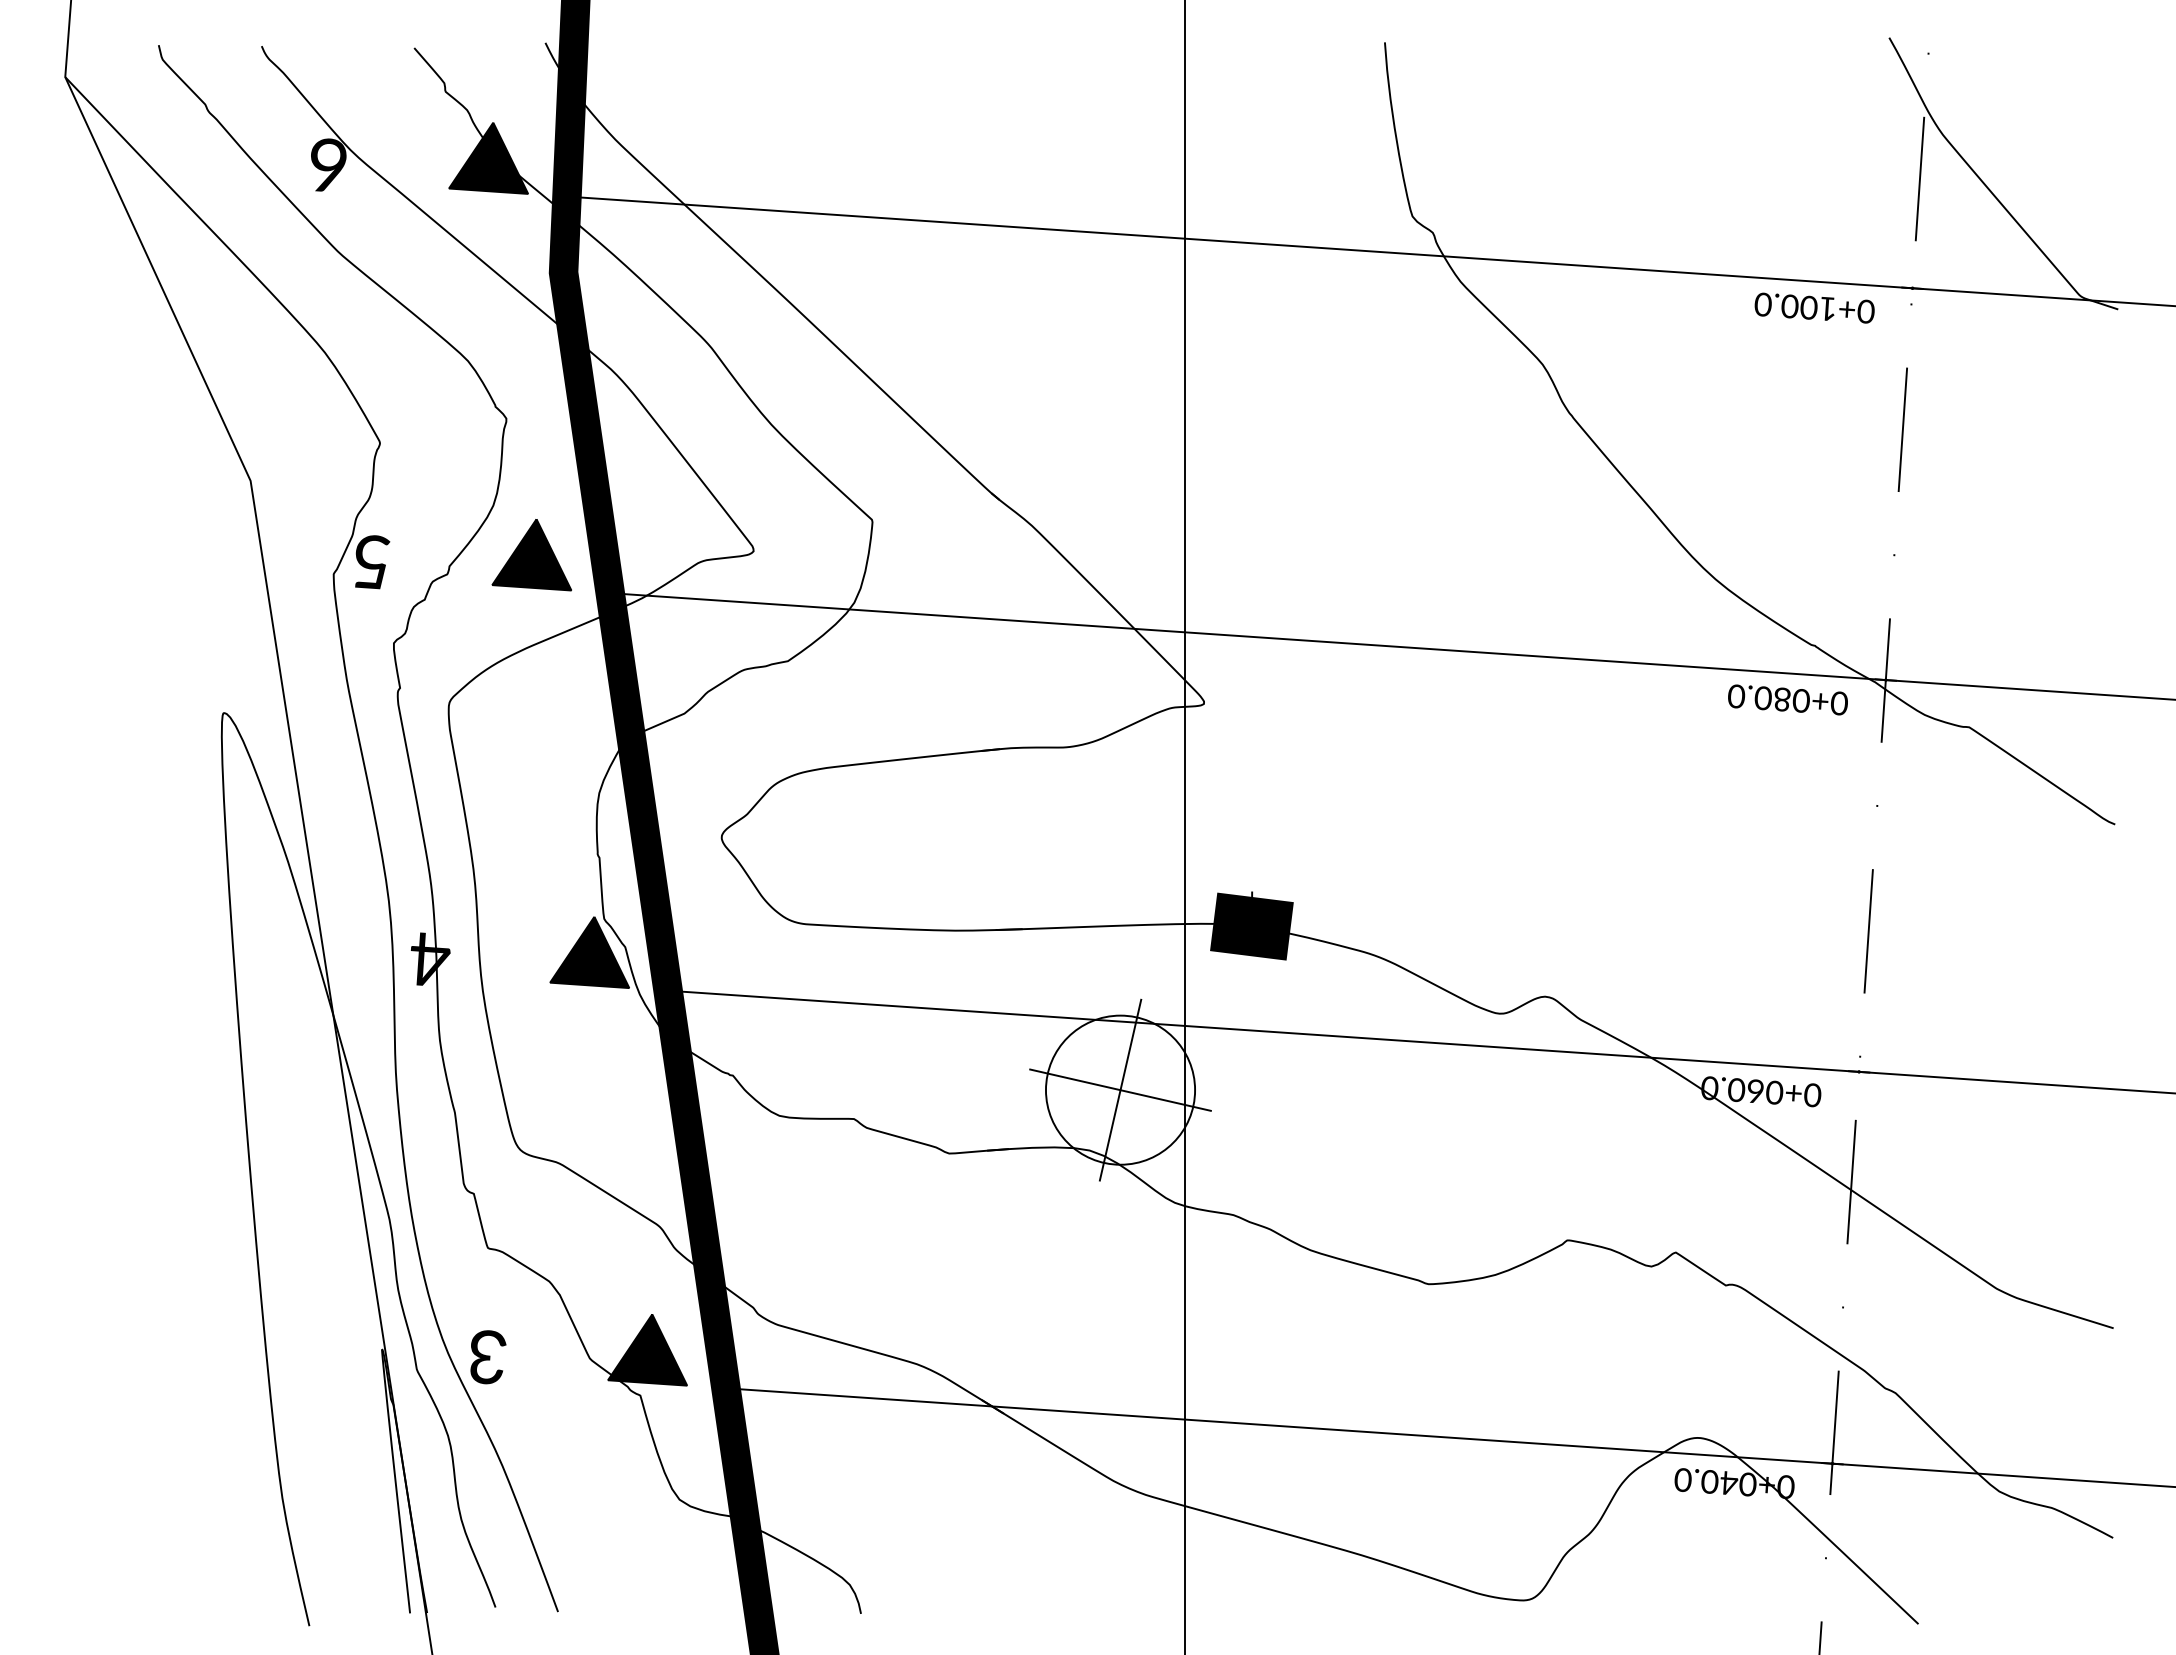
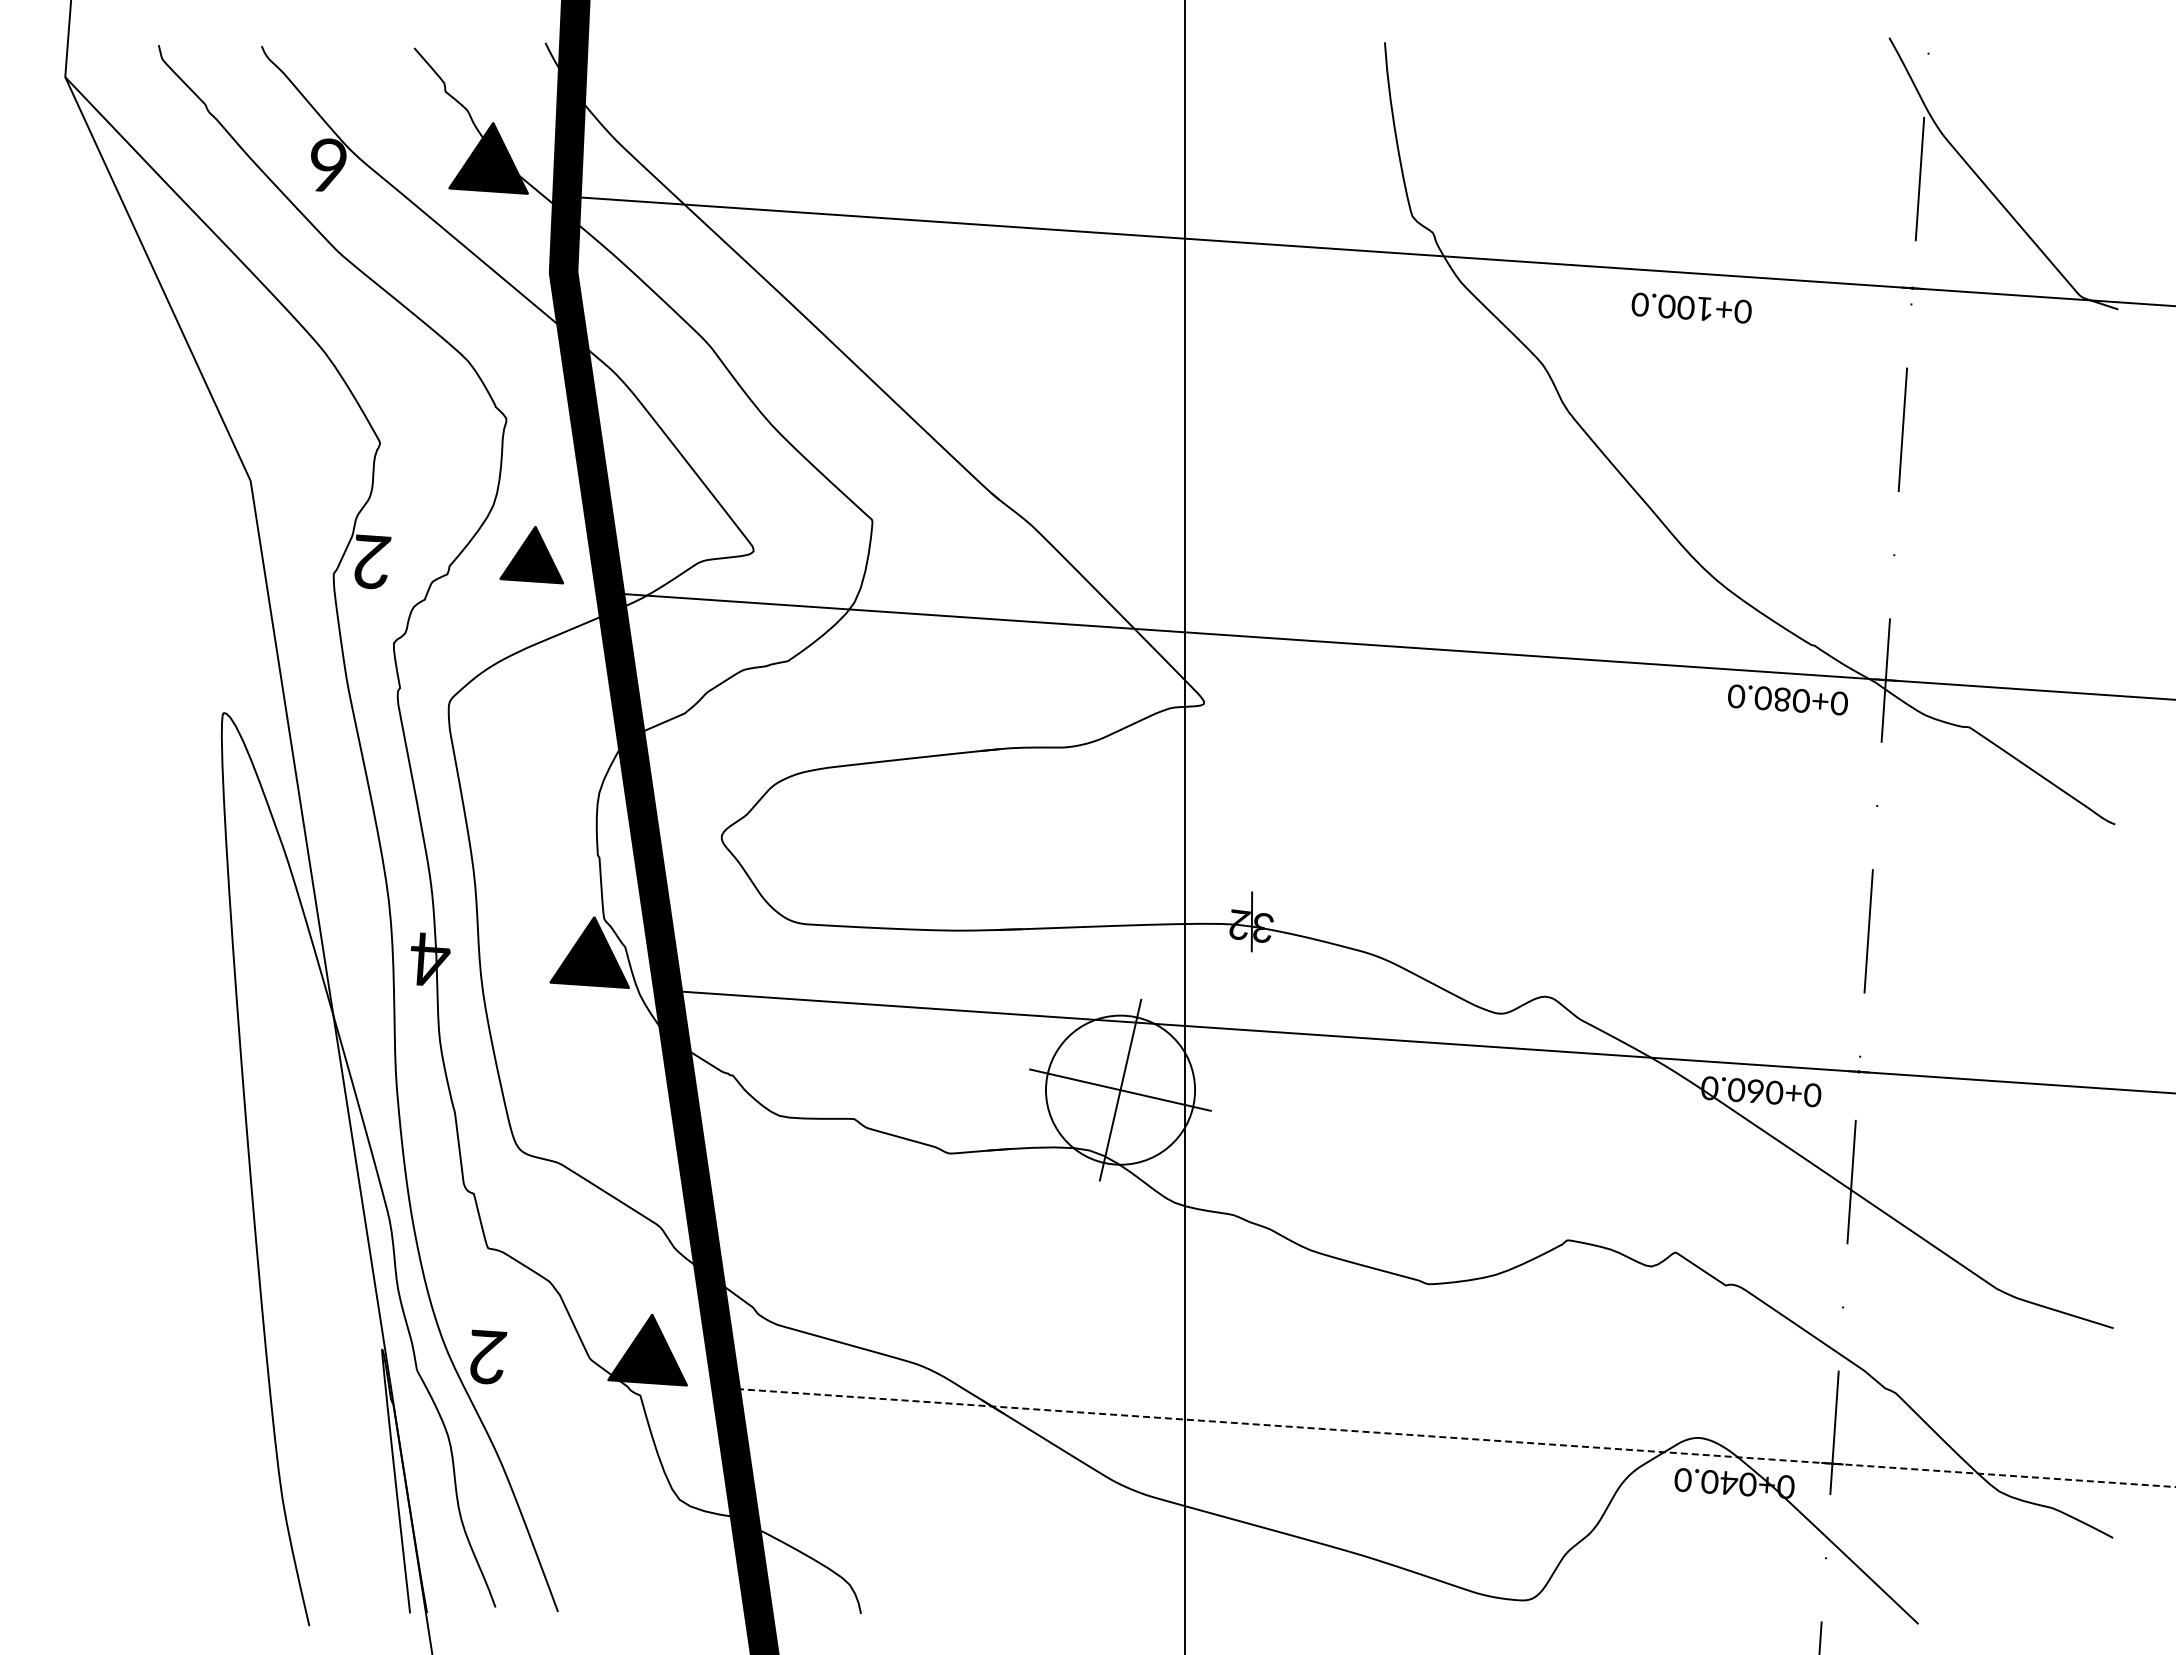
text position: (1814, 307) -> (1691, 307) (1691, 307)
part size: 81x73 px -> 65x59 px (531, 555)
text: 5 -> 2 (372, 561)
fill: present -> none (1251, 926)
text: 3 -> 2 (488, 1355)
line: solid -> dashed (1451, 1437)
